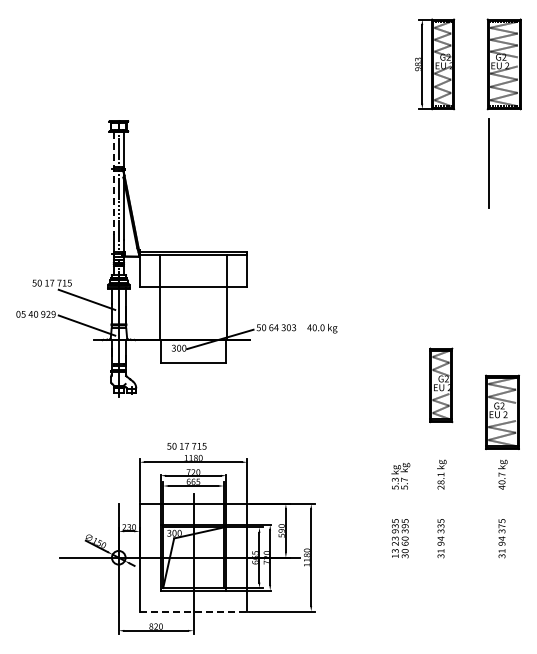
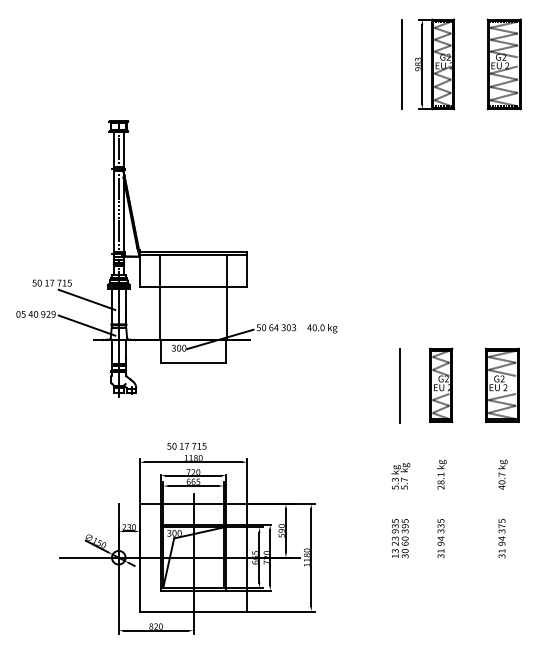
line position: (488, 163) -> (401, 64) (401, 64)
line: dashed -> solid (114, 183)
line: none -> present (399, 385)
part position: (502, 411) -> (502, 384) (502, 384)
line: dashed -> solid (193, 611)
